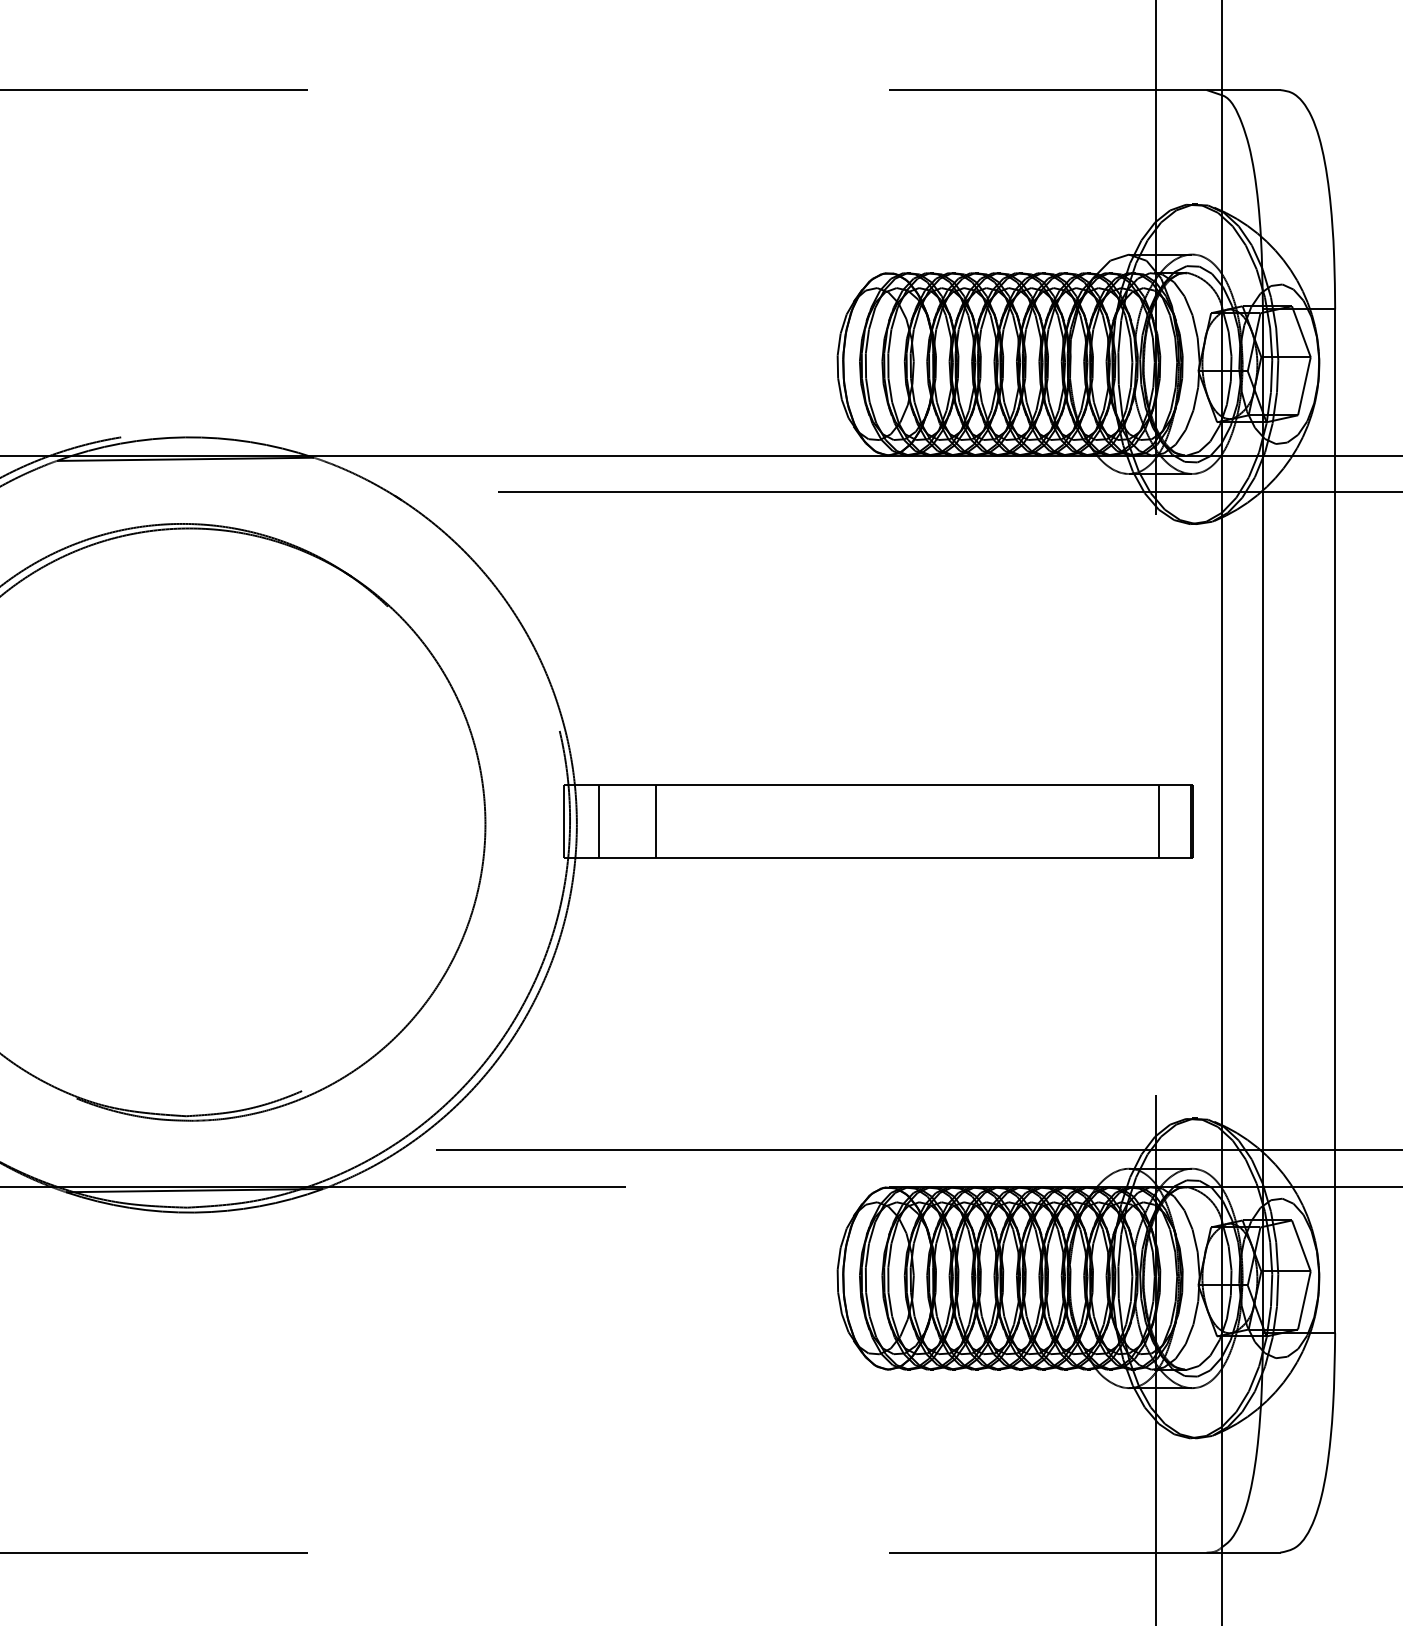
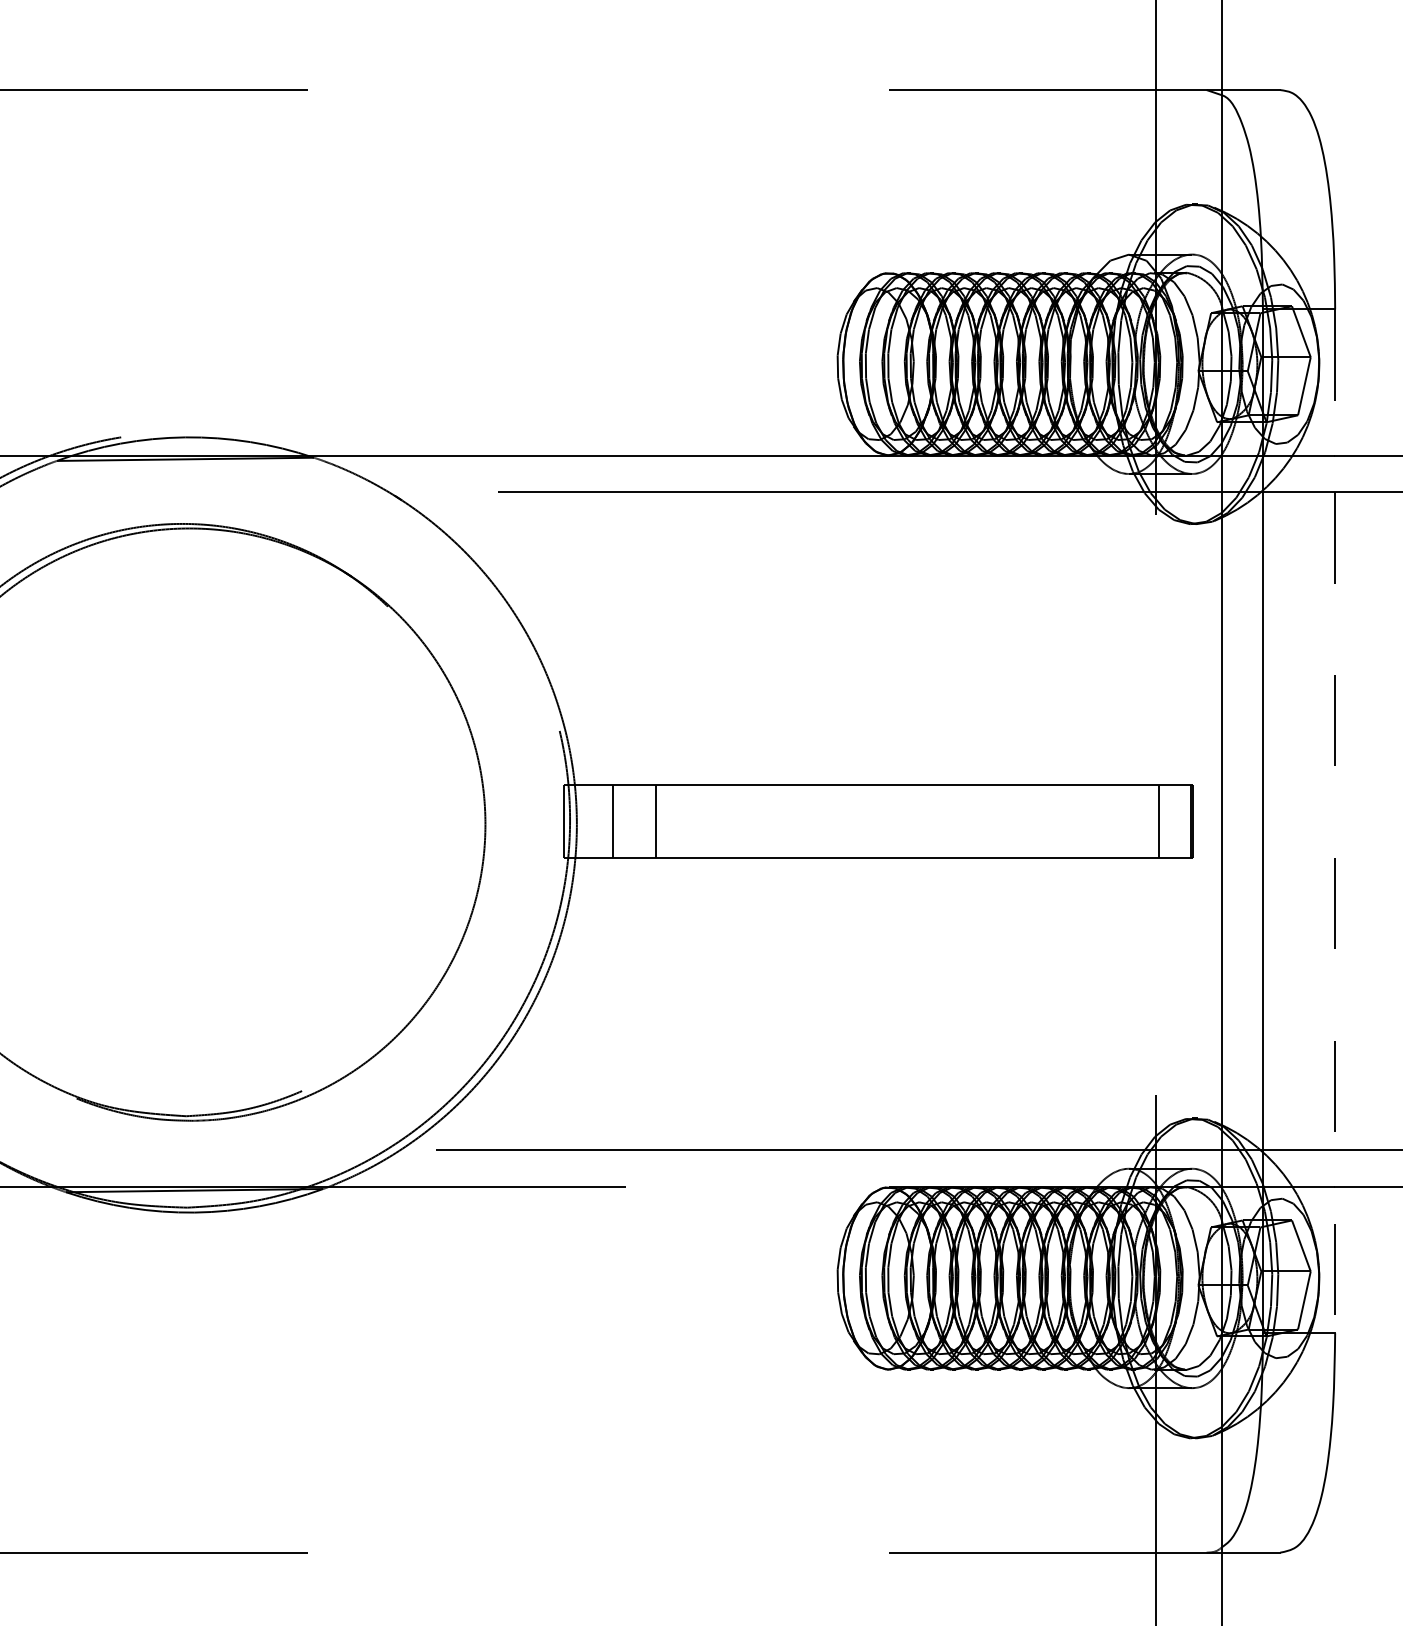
line position: (599, 820) -> (613, 820) (613, 820)
line: solid -> dashed (1335, 821)
